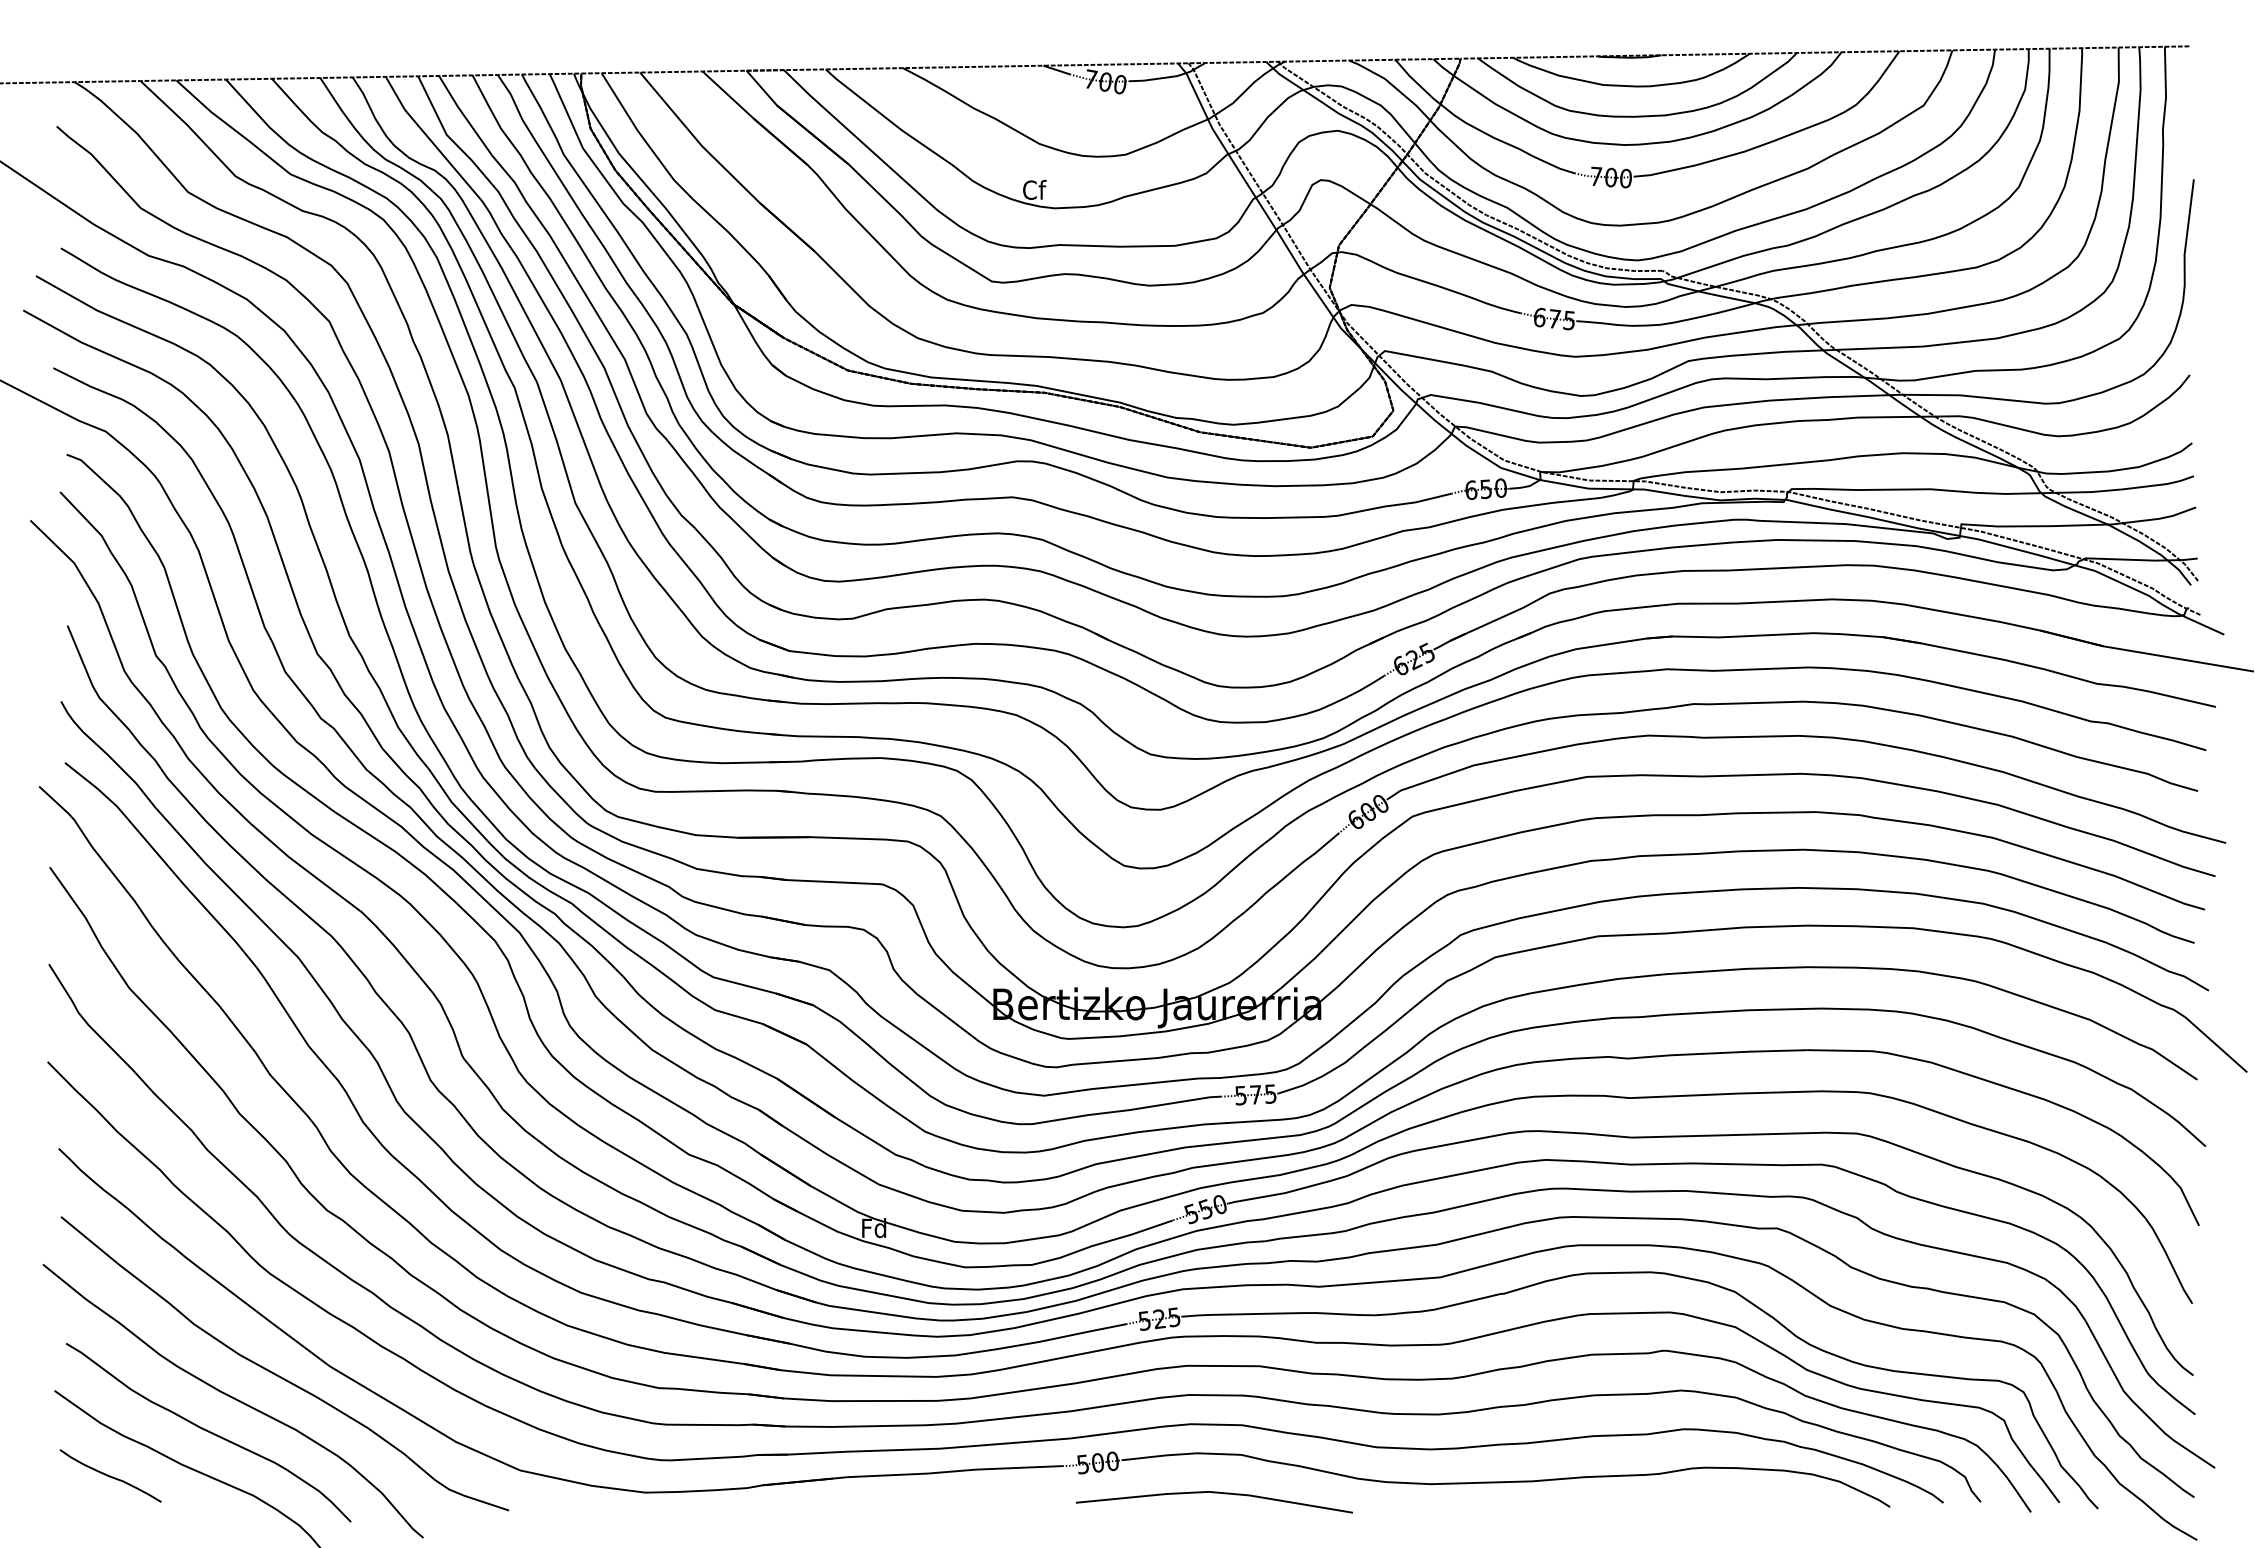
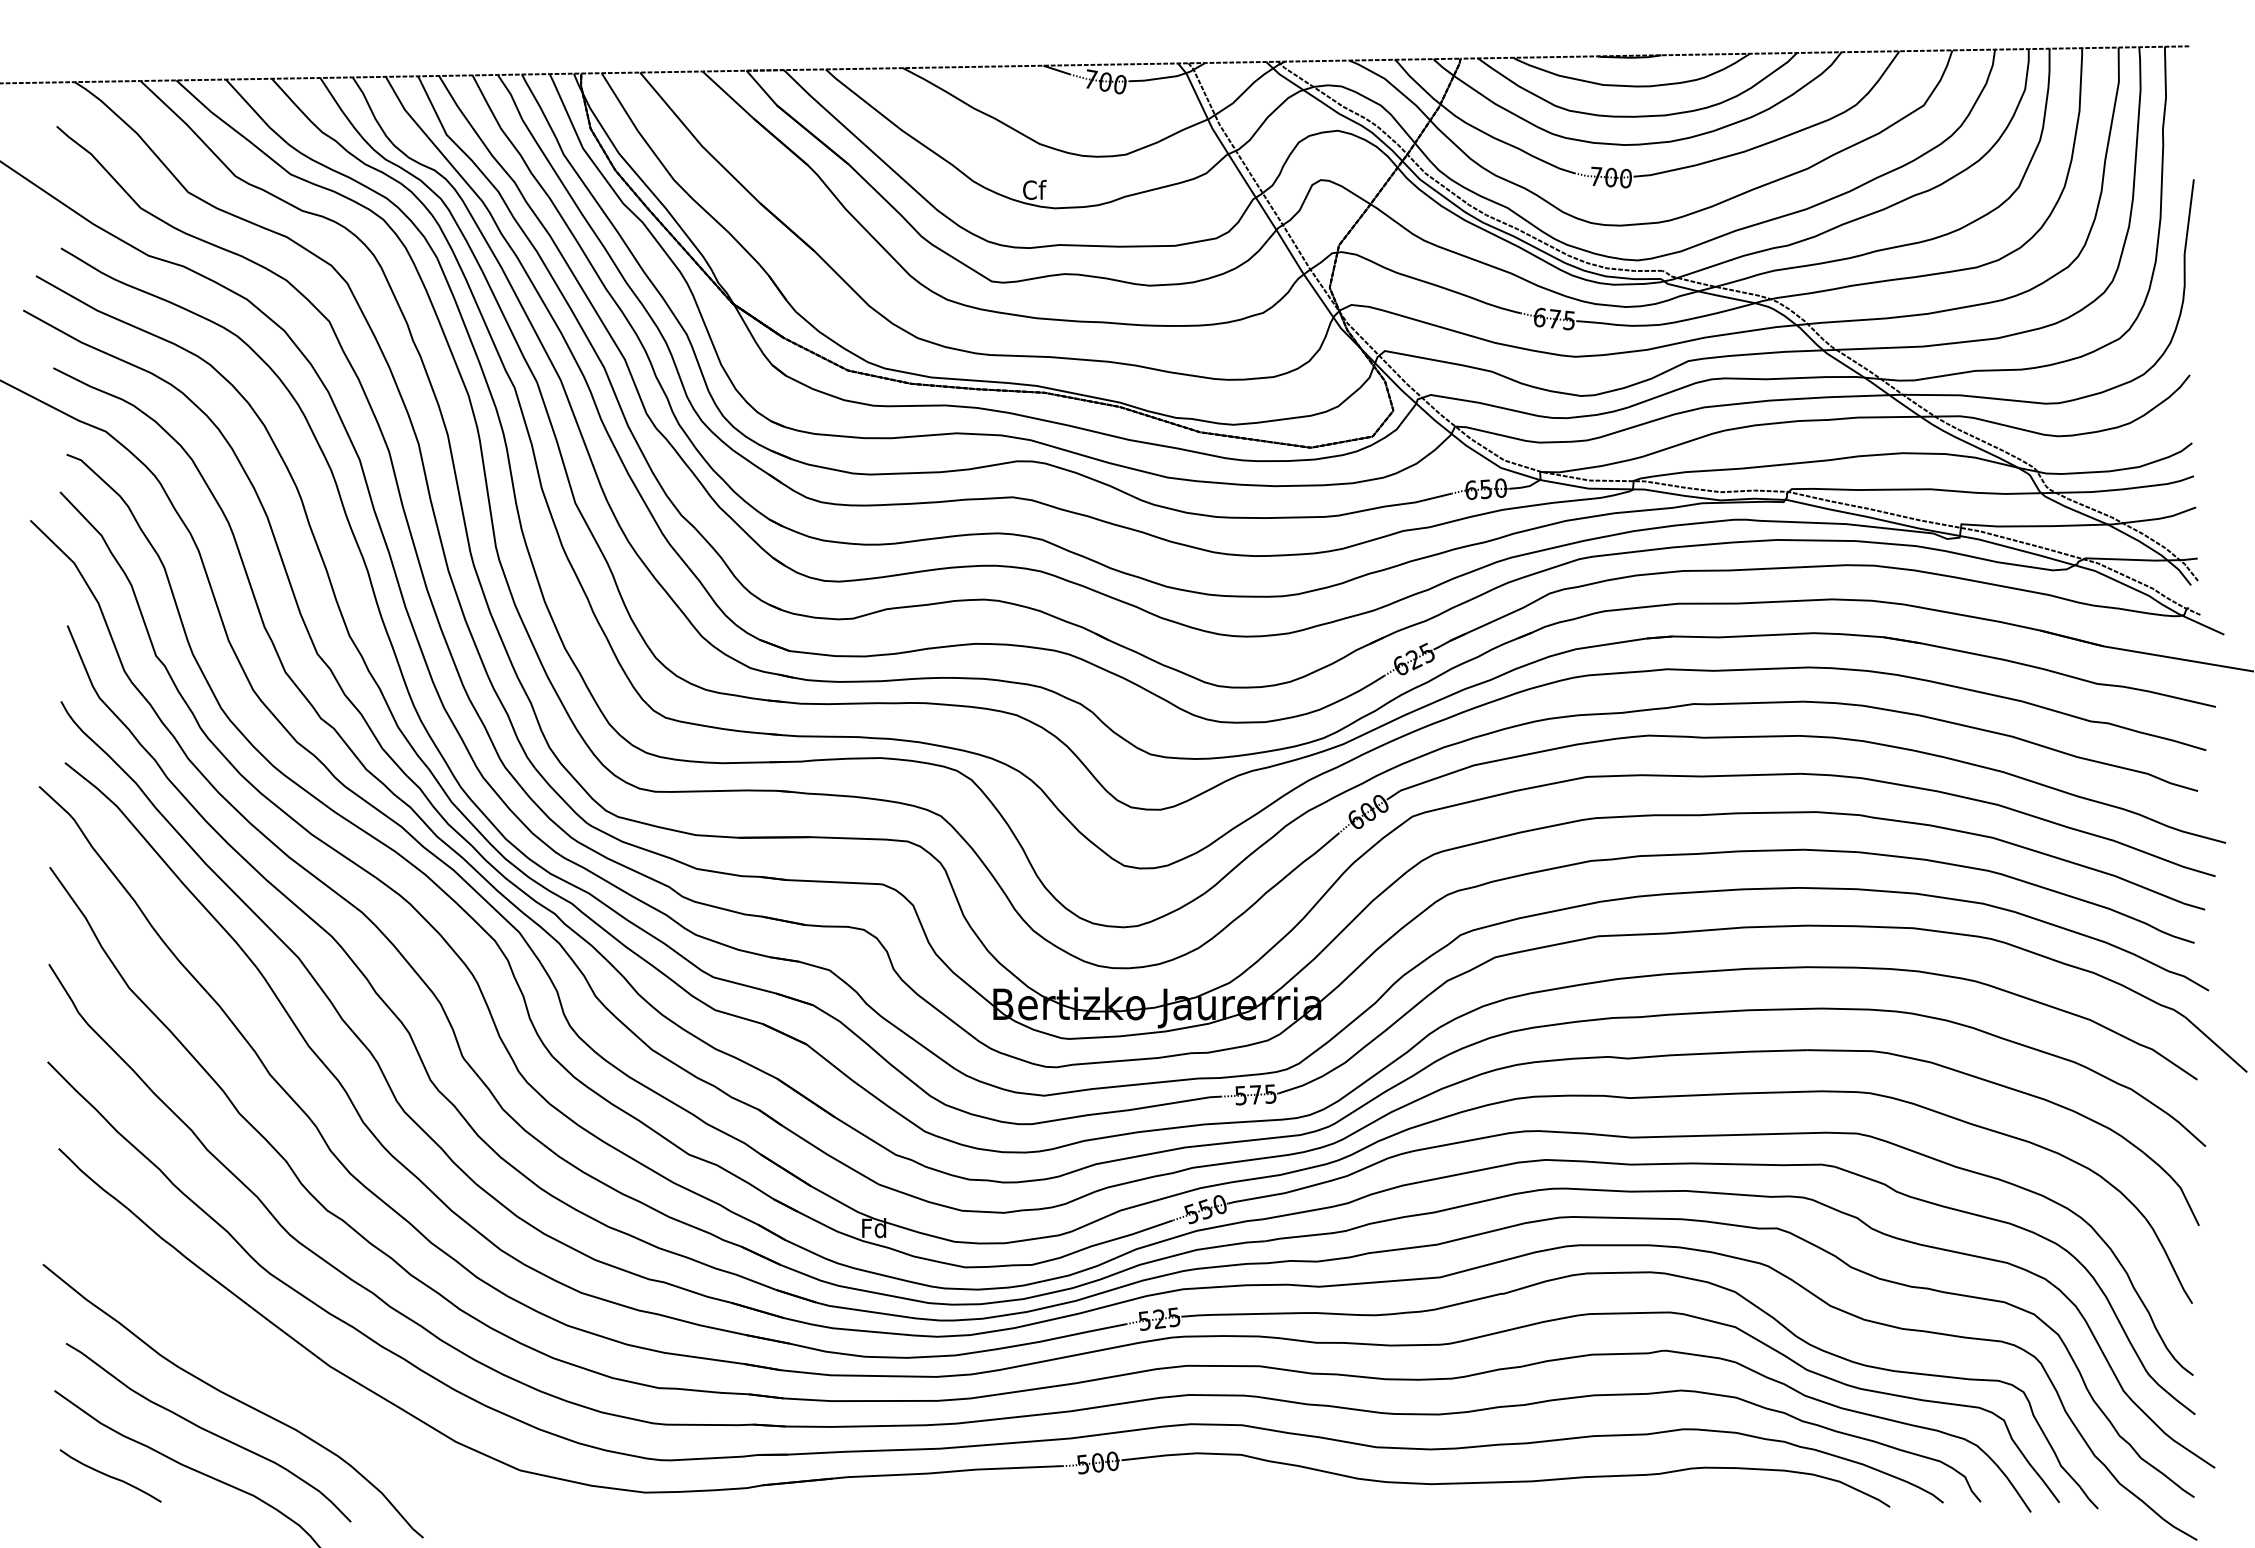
curve: present -> none (279, 1375)
line: present -> none (1213, 1493)
